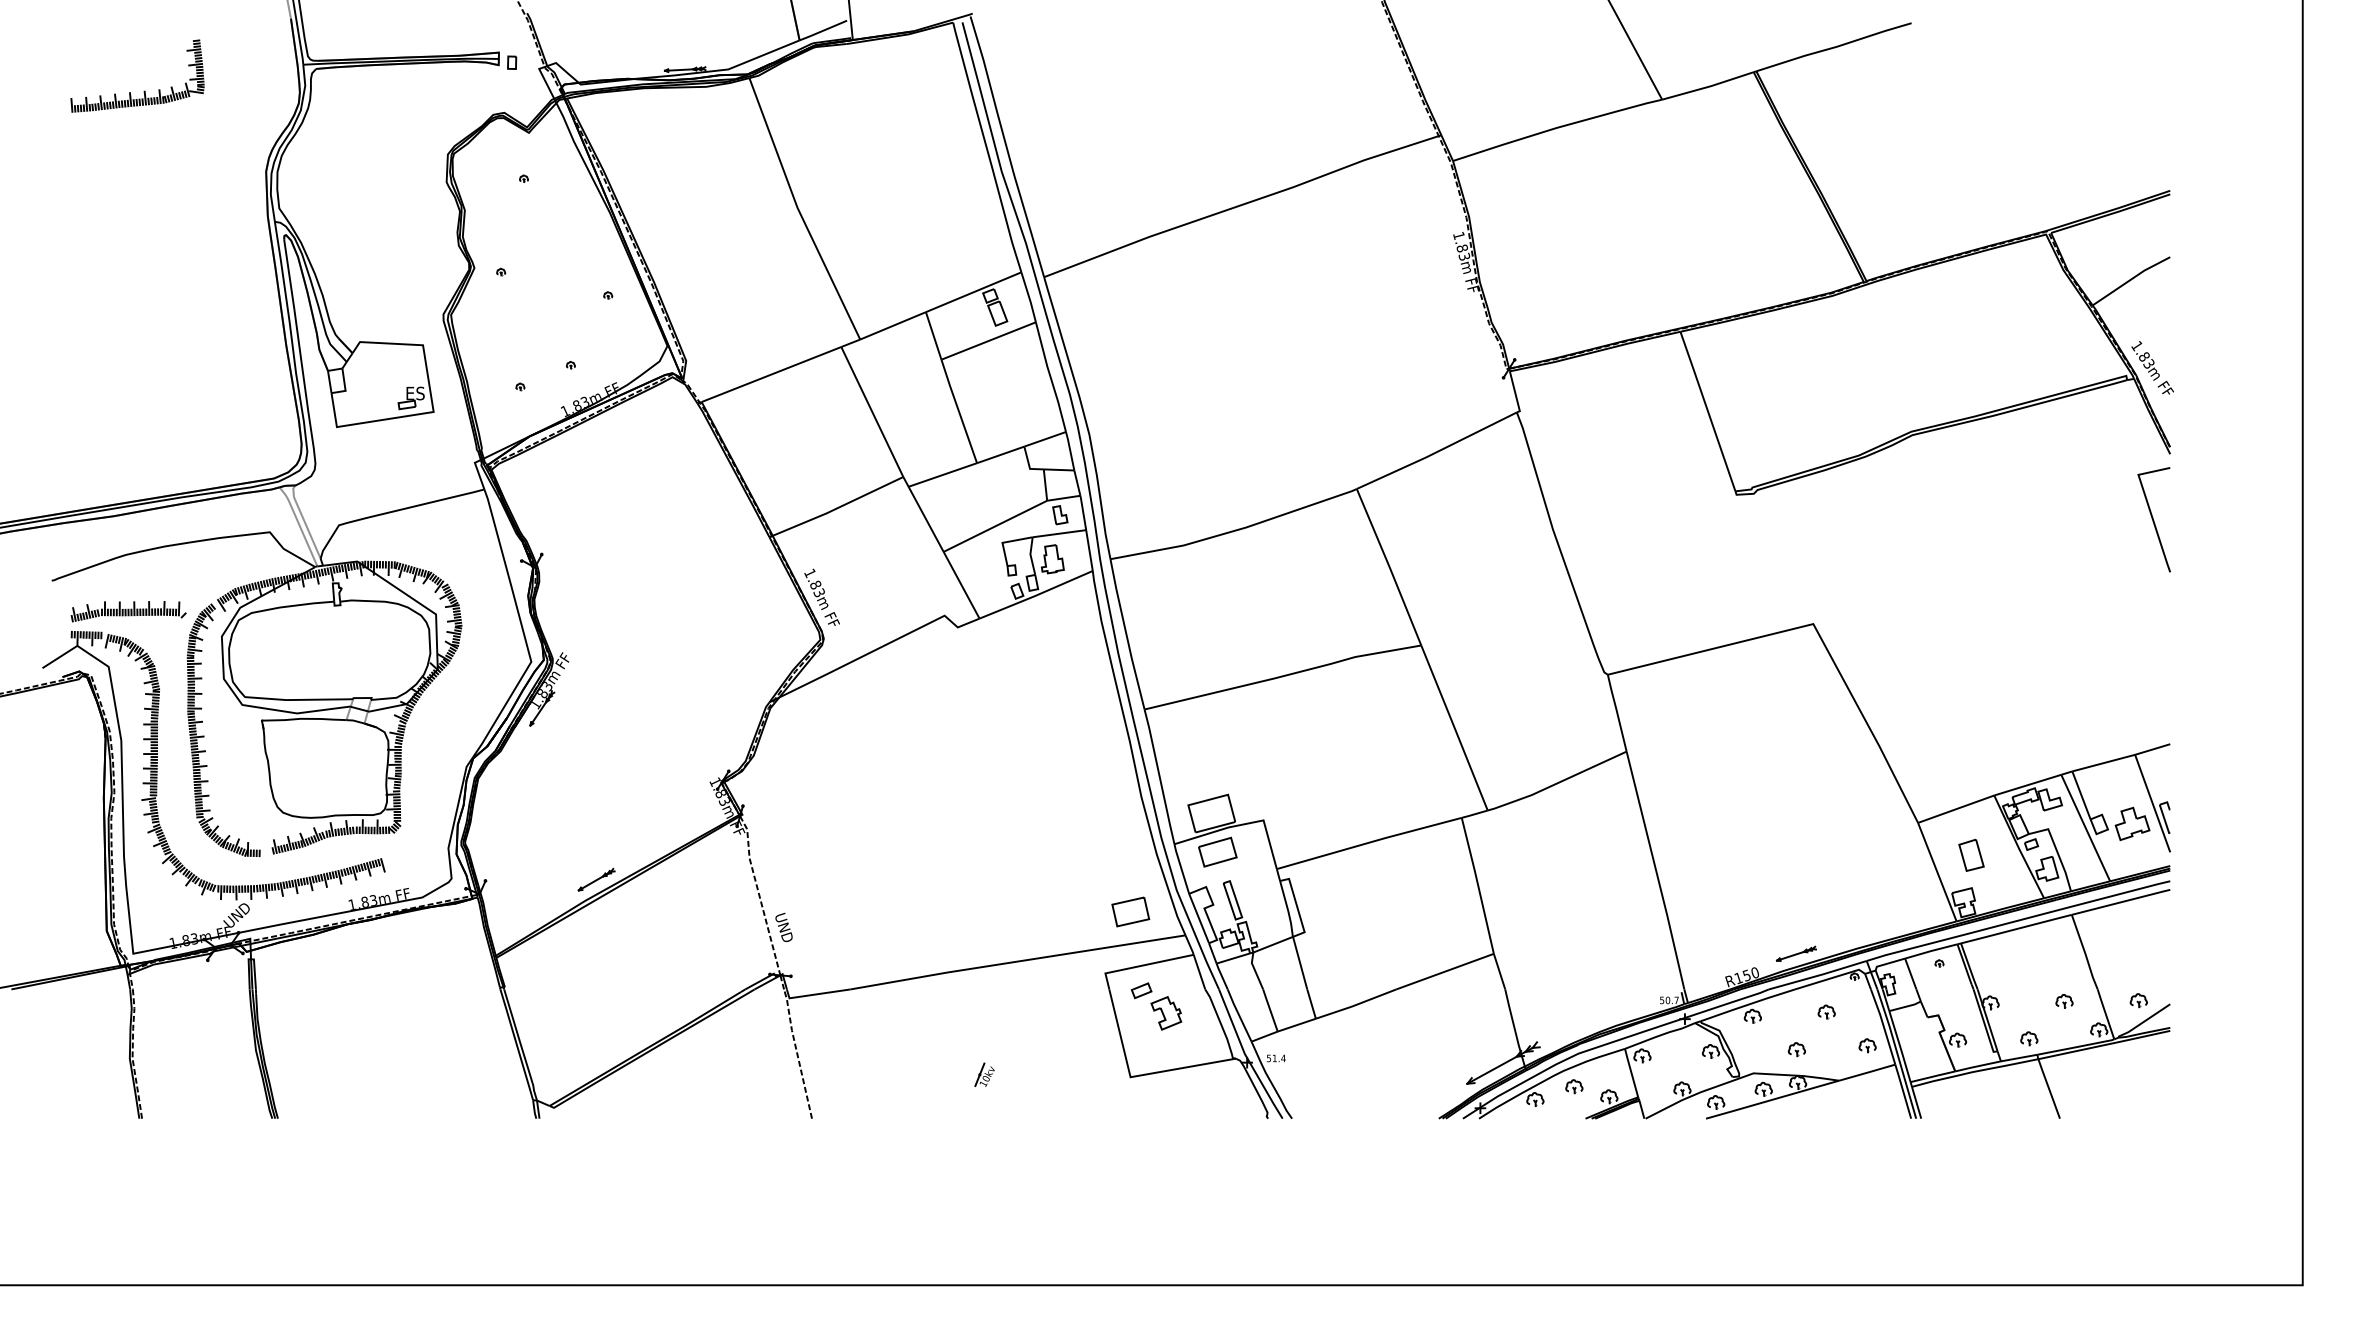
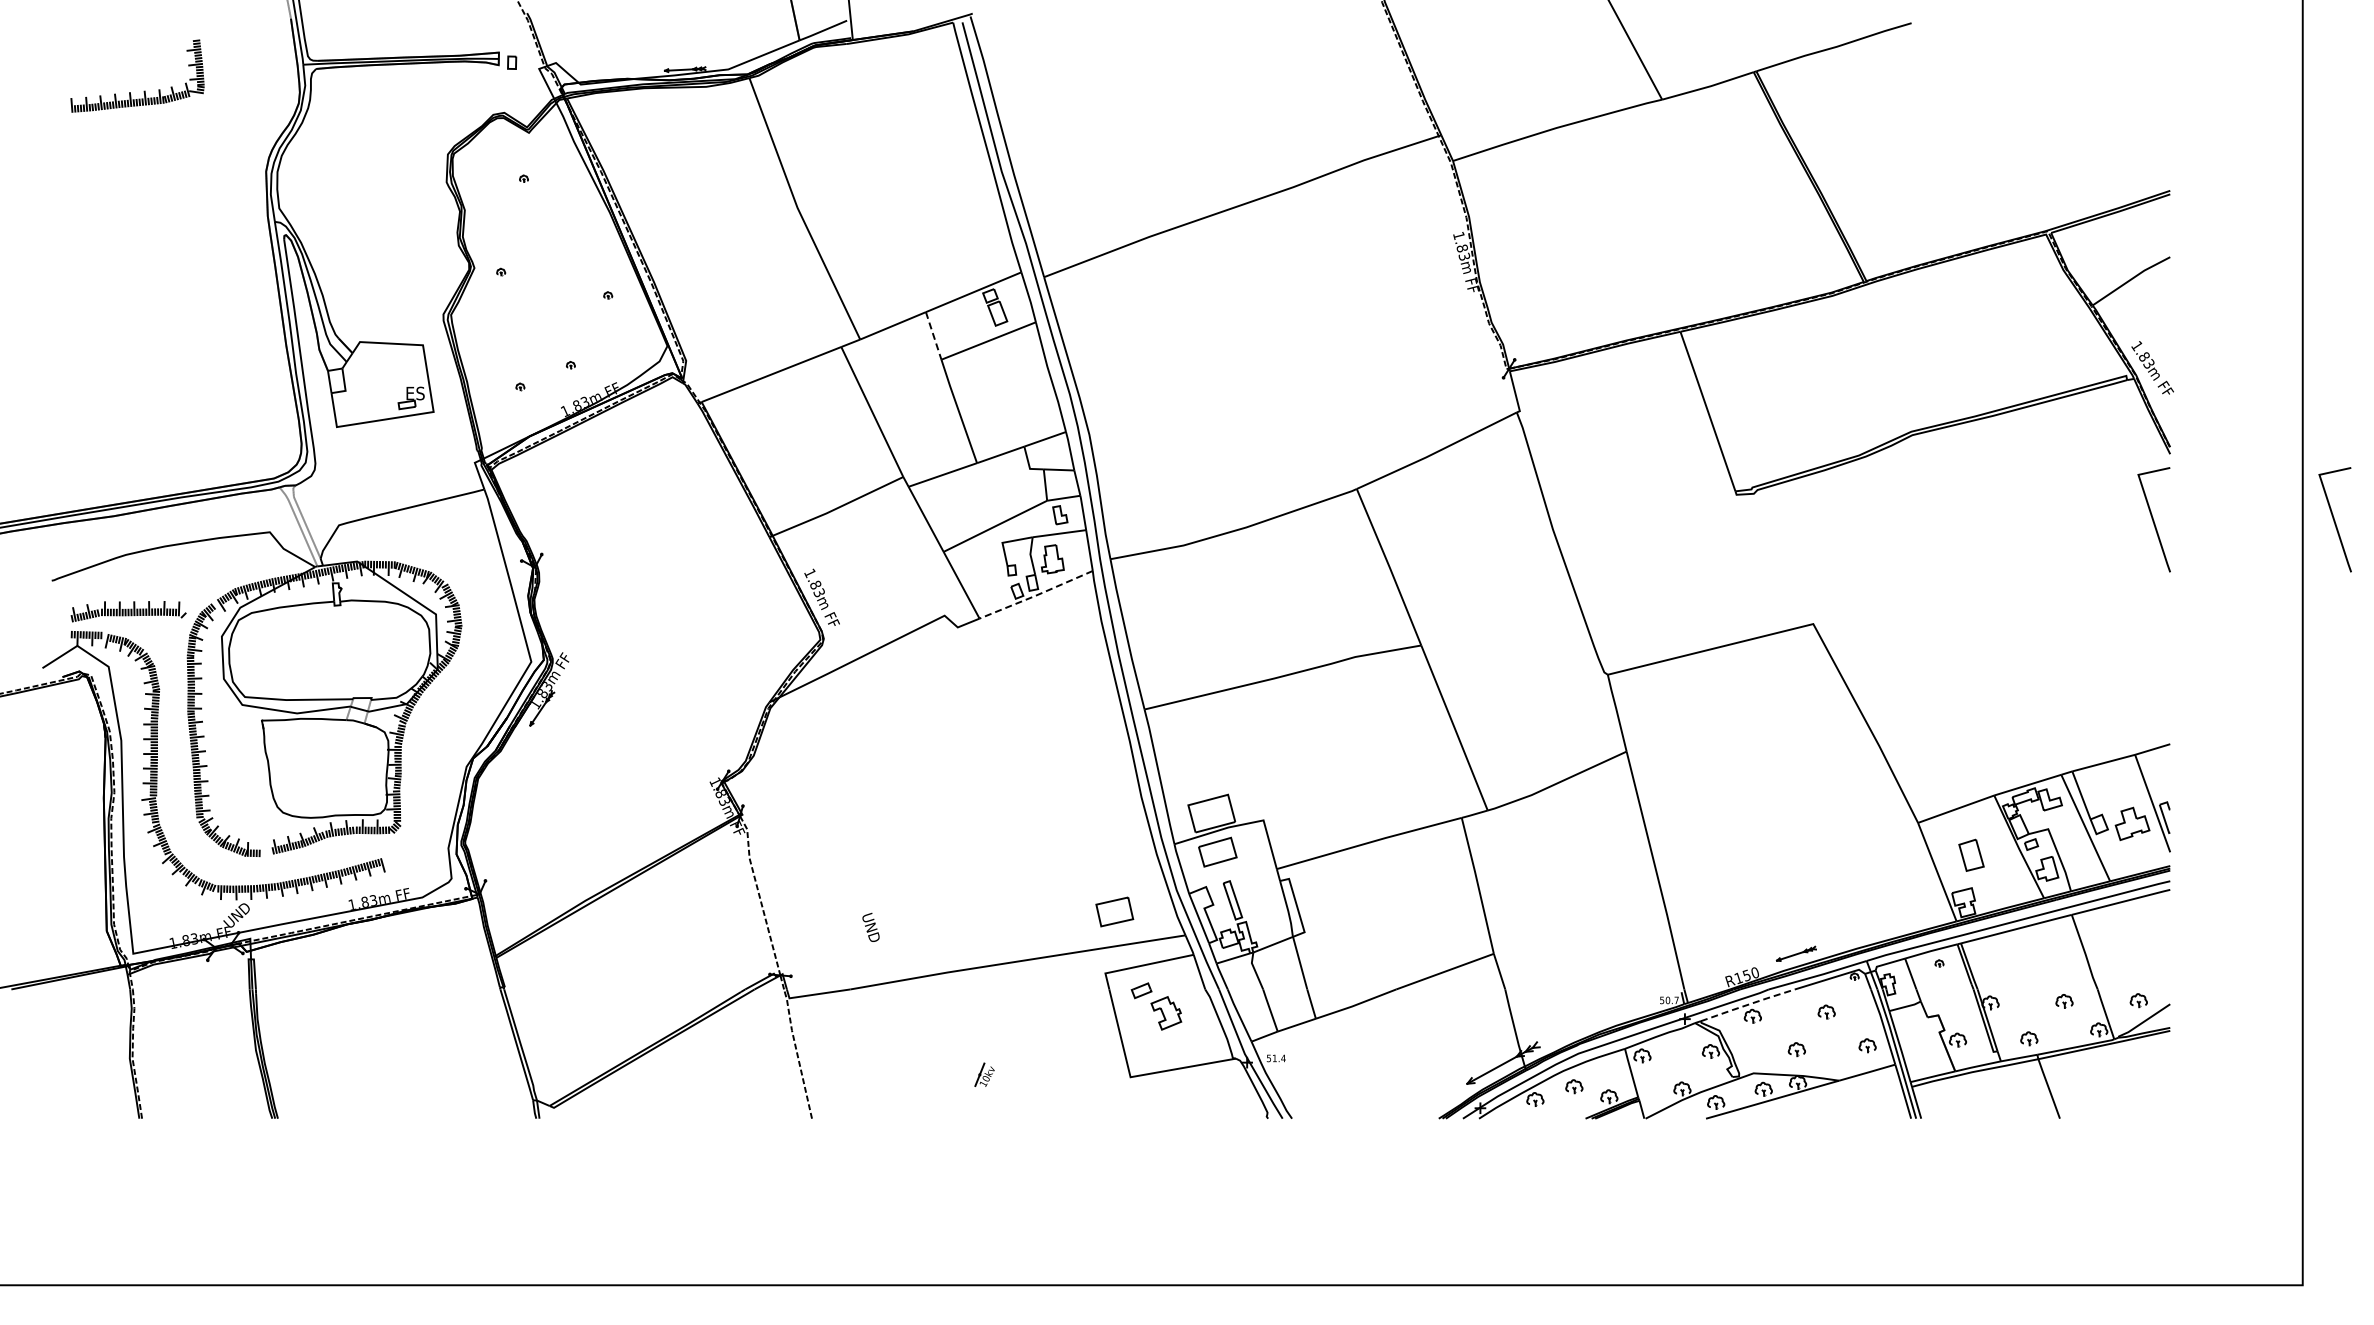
line: solid -> dashed (933, 336)
line: none -> present (2334, 519)
line: solid -> dashed (1035, 595)
part: present -> none (596, 879)
part position: (1130, 911) -> (1114, 911) (1114, 911)
text position: (783, 926) -> (870, 926) (870, 926)
line: solid -> dashed (1748, 1004)
